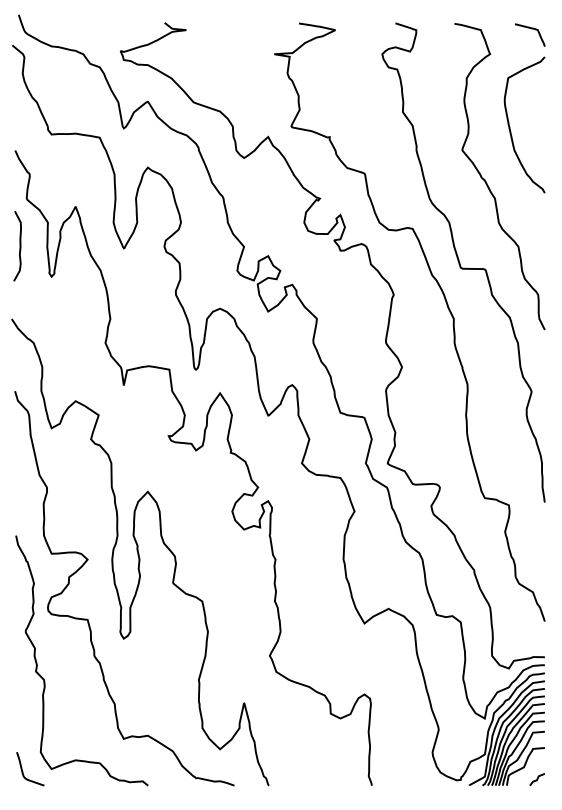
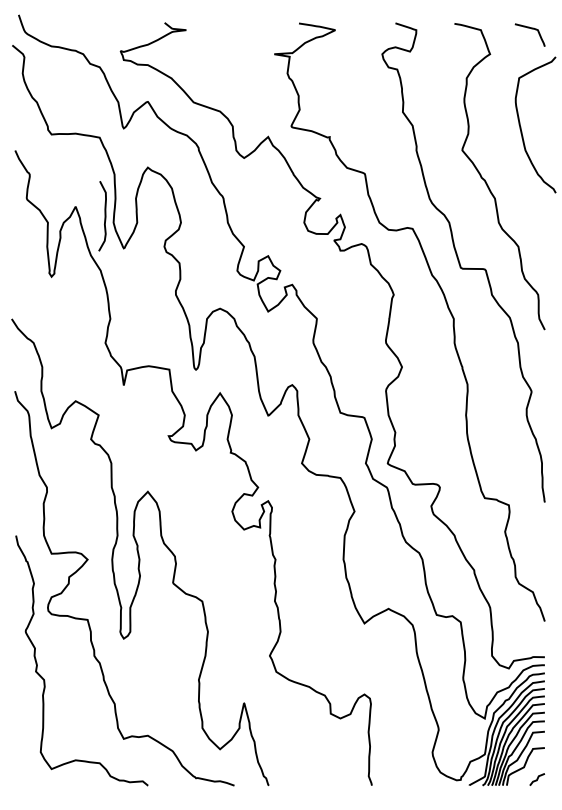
curve position: (510, 126) -> (521, 126) (521, 126)
curve position: (19, 246) -> (104, 216) (104, 216)
curve: present -> none (23, 771)
